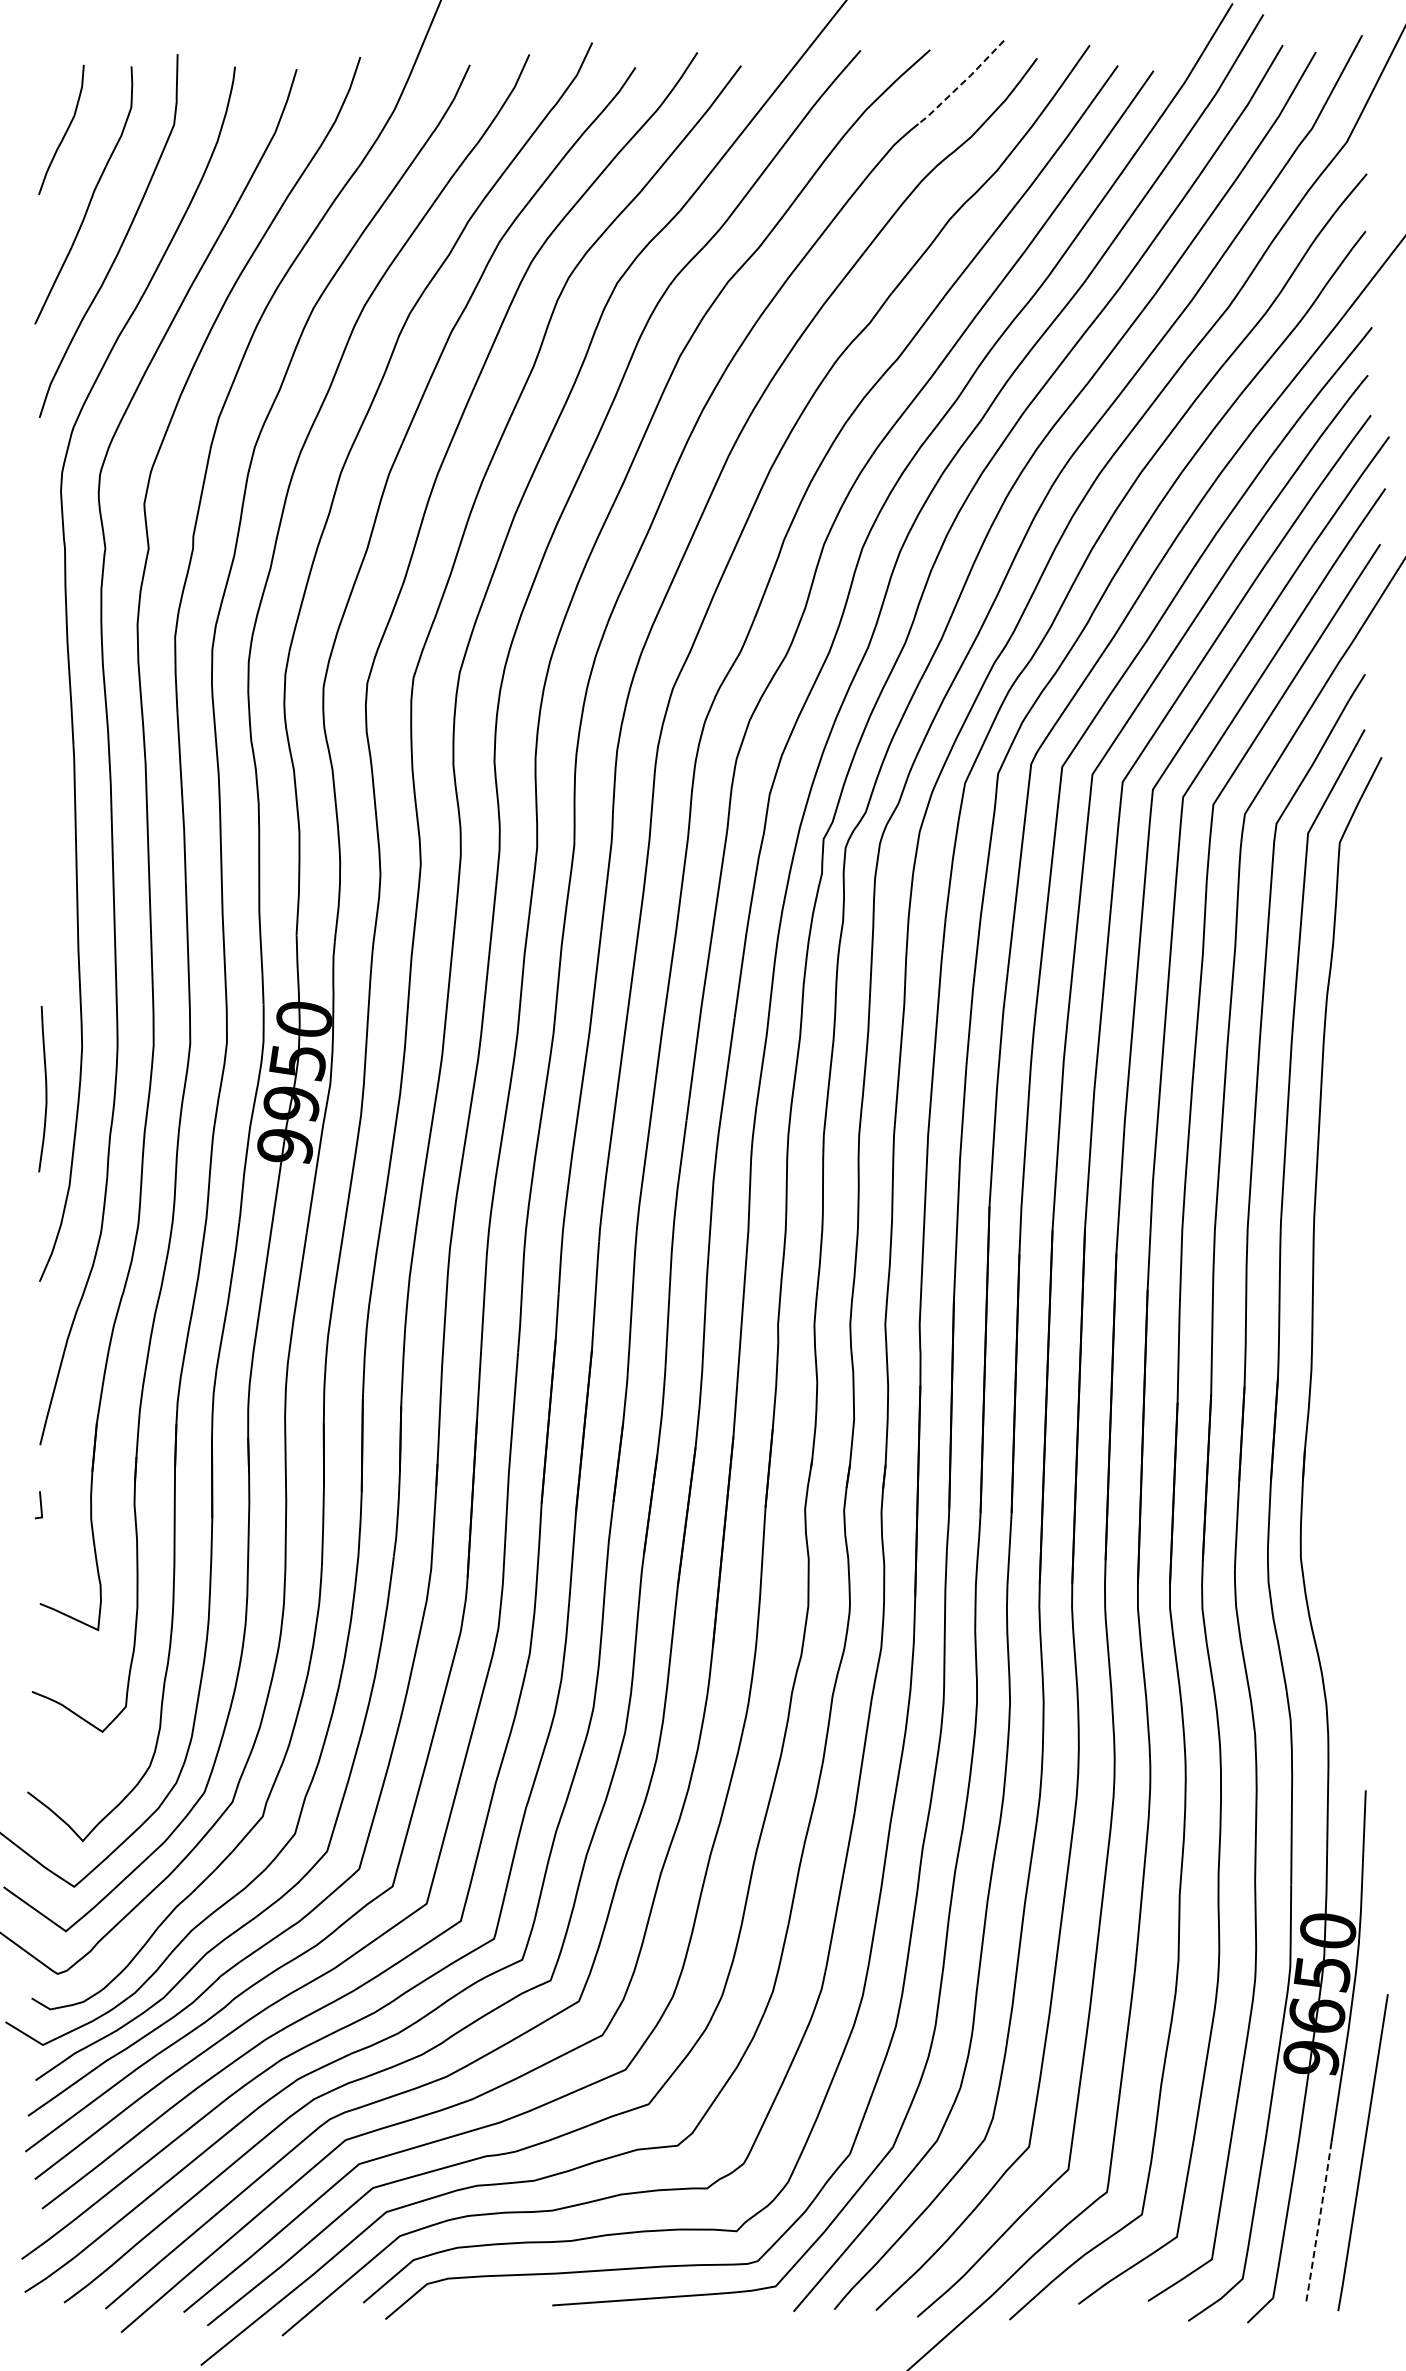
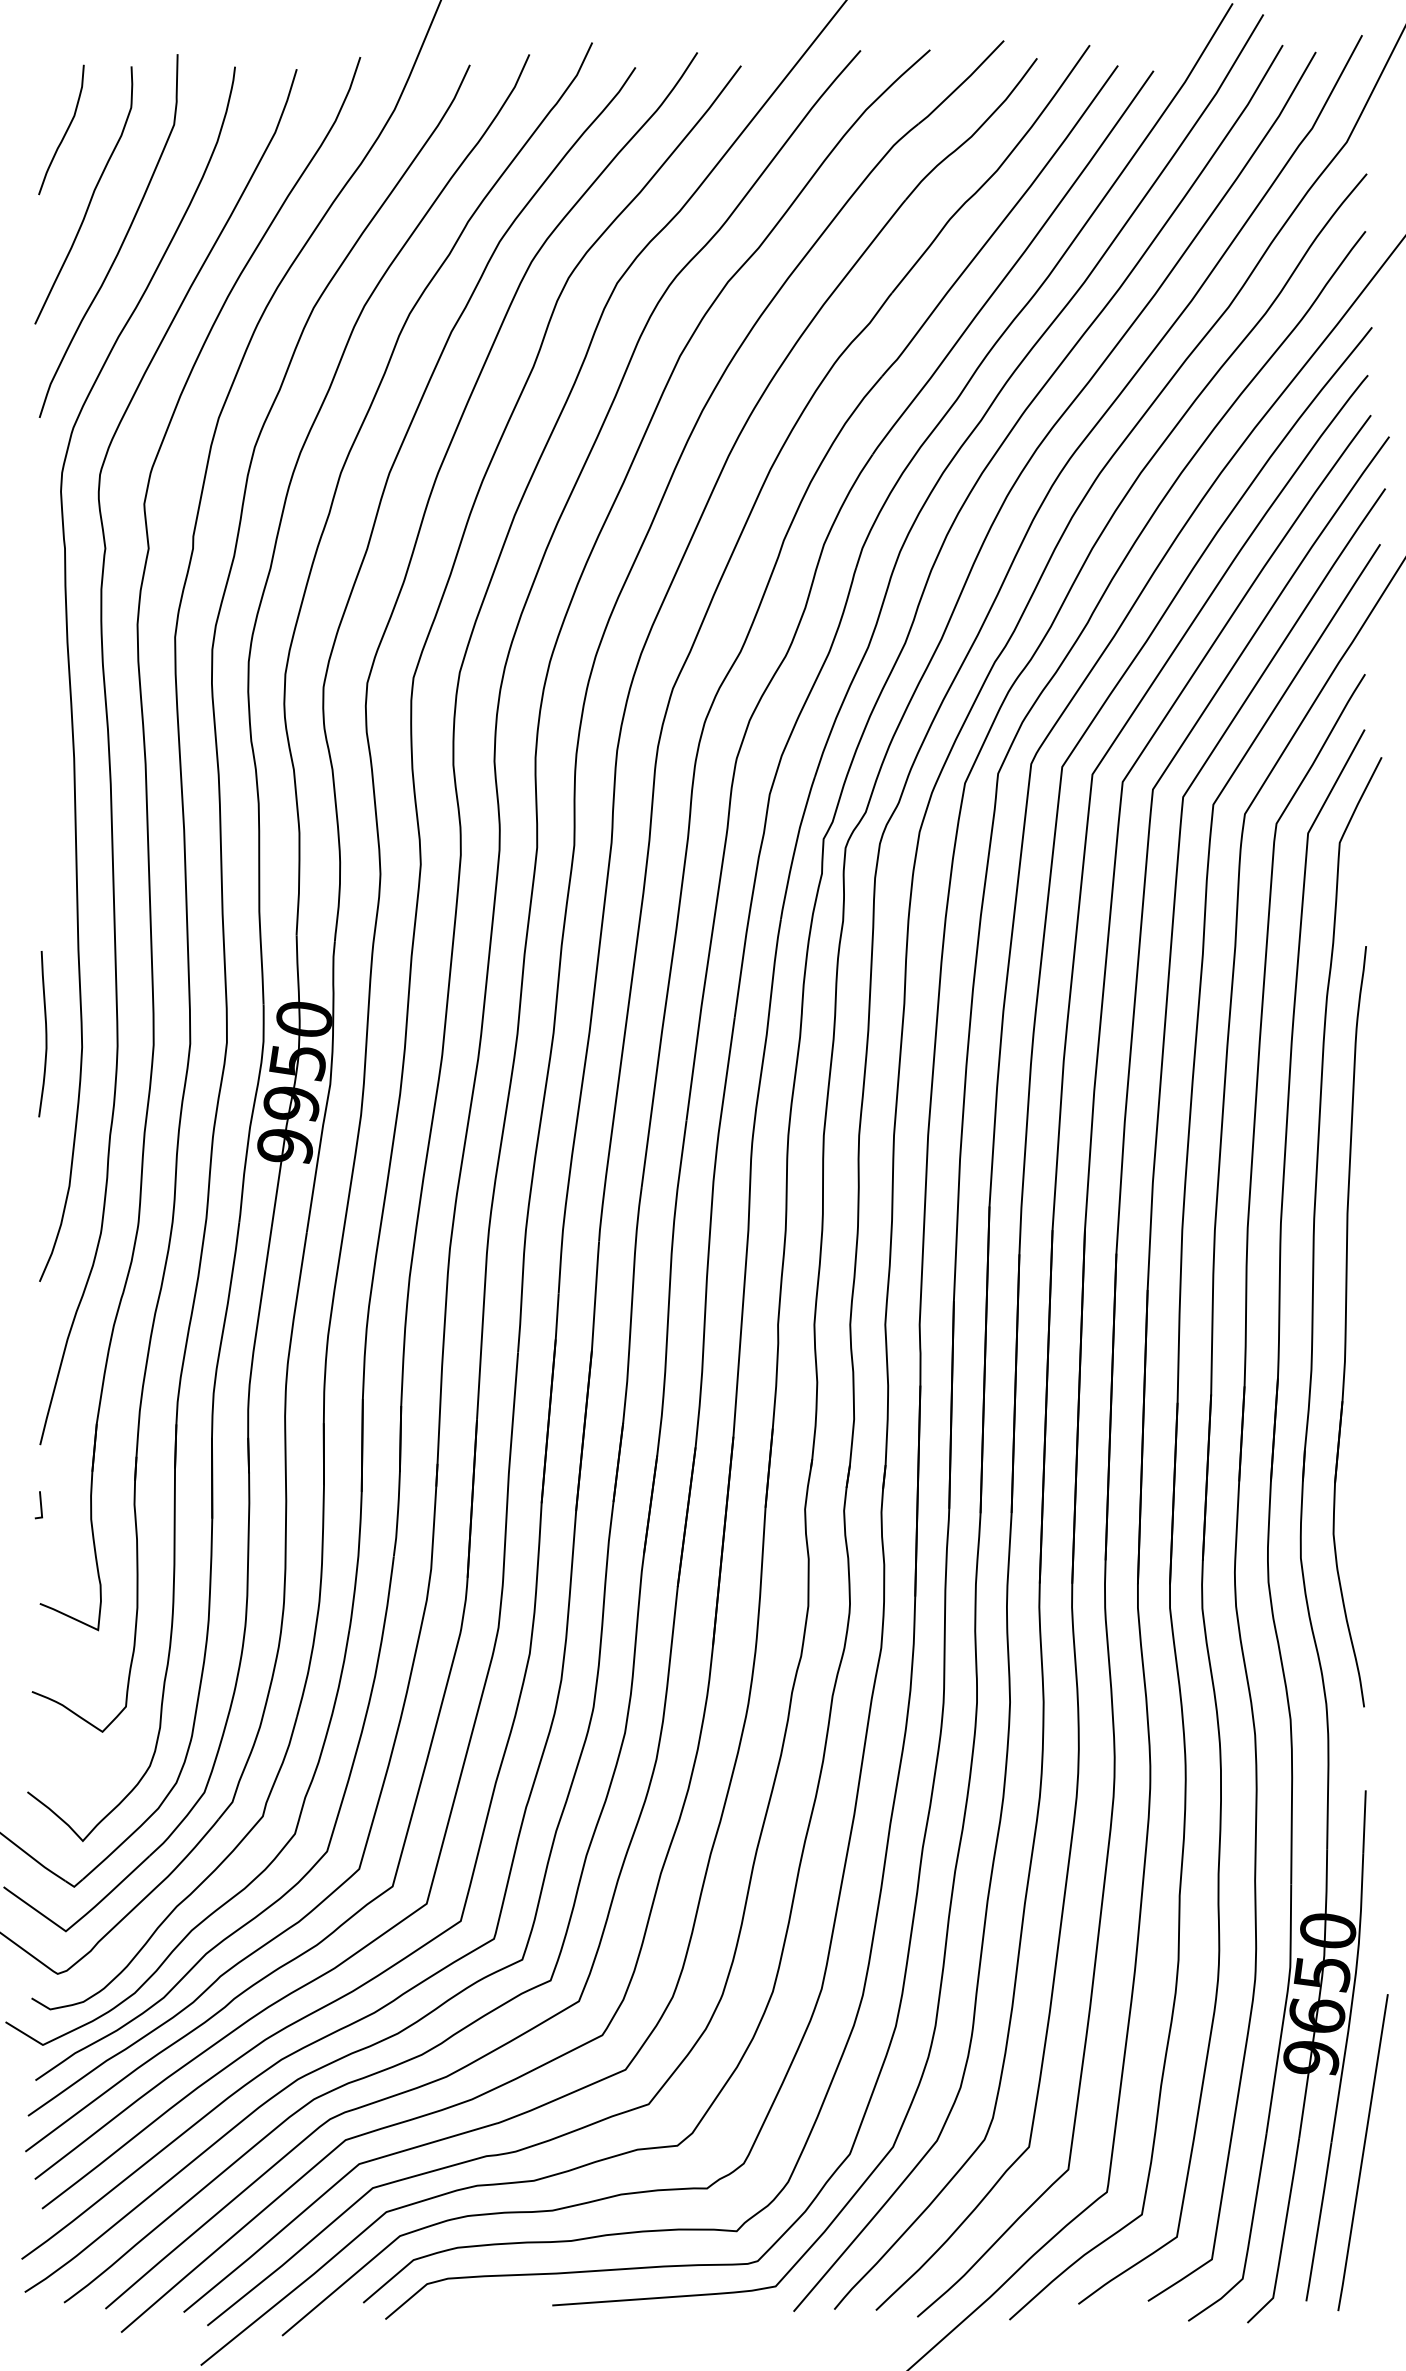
line: dashed -> solid (962, 83)
curve position: (45, 1089) -> (45, 1034) (45, 1034)
part: none -> present (1349, 1326)
line: dashed -> solid (1319, 2222)
